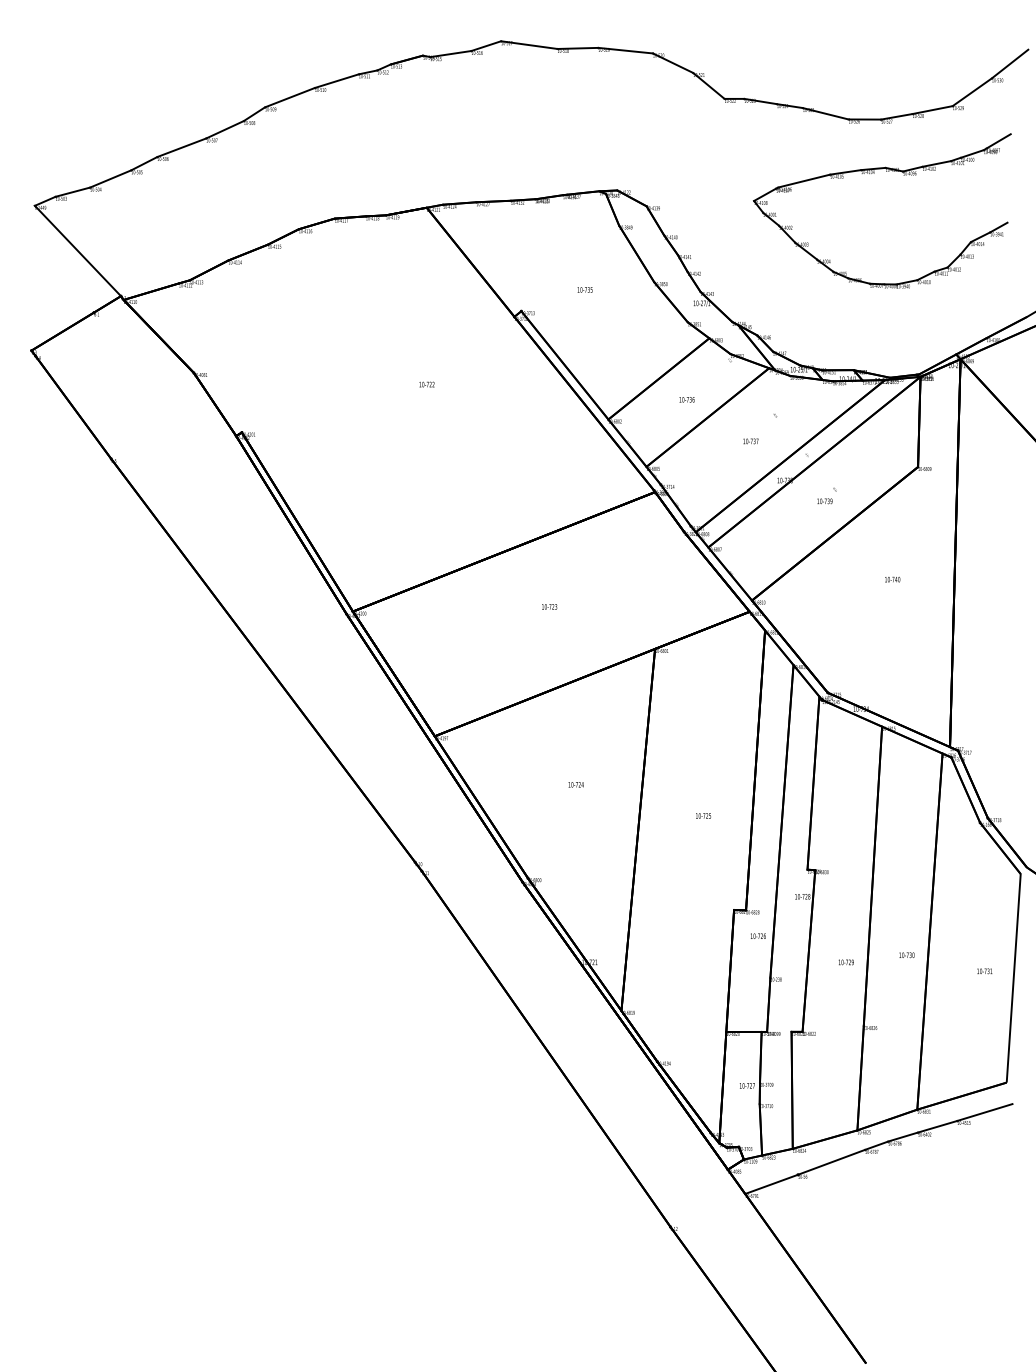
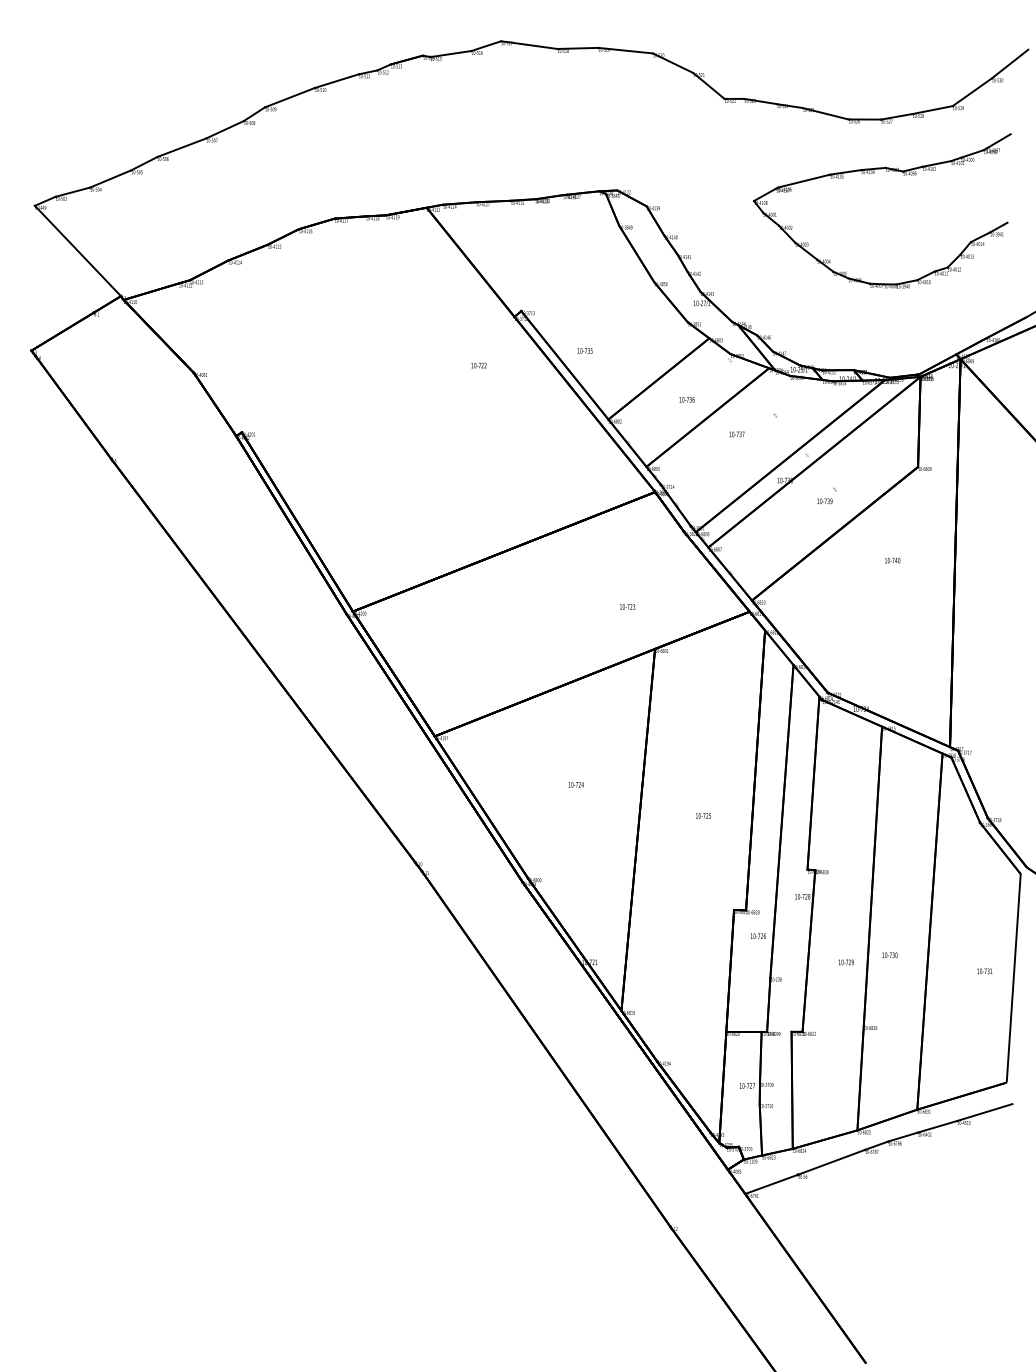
text position: (584, 289) -> (584, 350) (584, 350)
text position: (426, 384) -> (478, 365) (478, 365)
text position: (750, 441) -> (736, 434) (736, 434)
text position: (892, 579) -> (892, 560) (892, 560)
text position: (549, 606) -> (627, 606) (627, 606)
text position: (906, 955) -> (889, 955) (889, 955)
